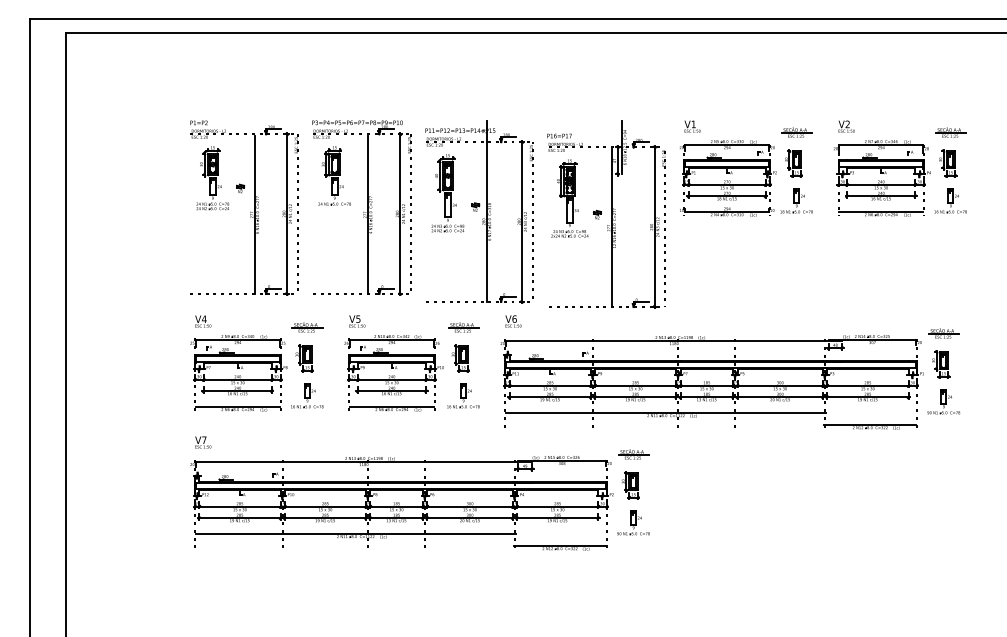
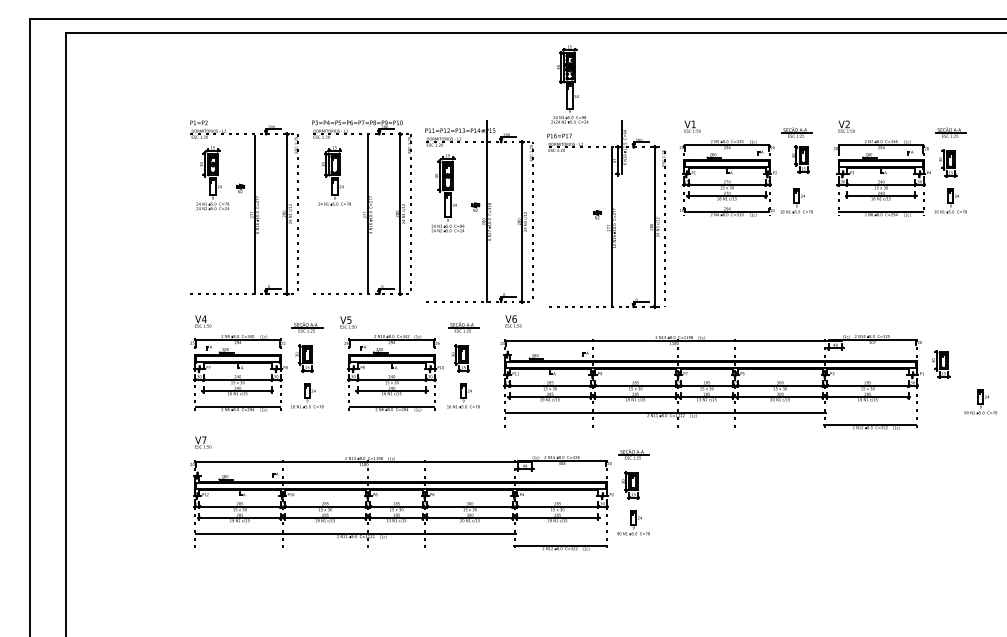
part position: (793, 163) -> (800, 159) (800, 159)
part position: (569, 198) -> (569, 84) (569, 84)
text position: (357, 321) -> (348, 322) (348, 322)
part: present -> none (943, 333)
part position: (943, 401) -> (980, 401) (980, 401)
